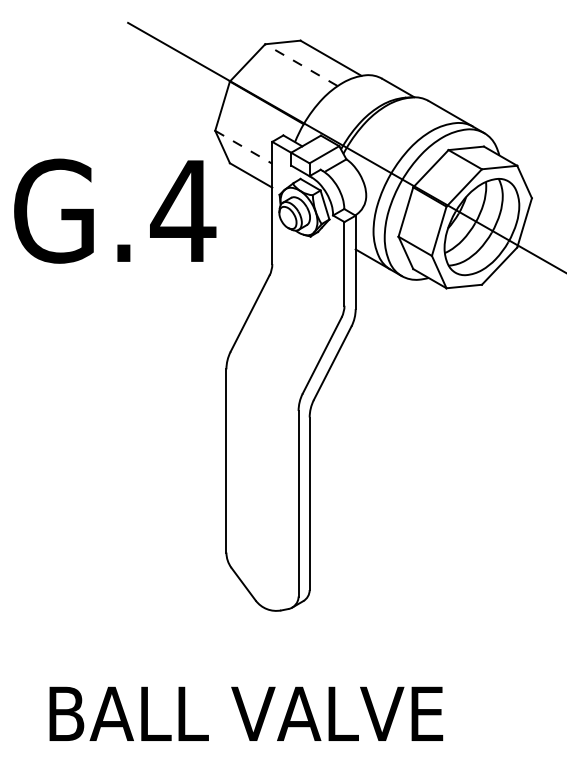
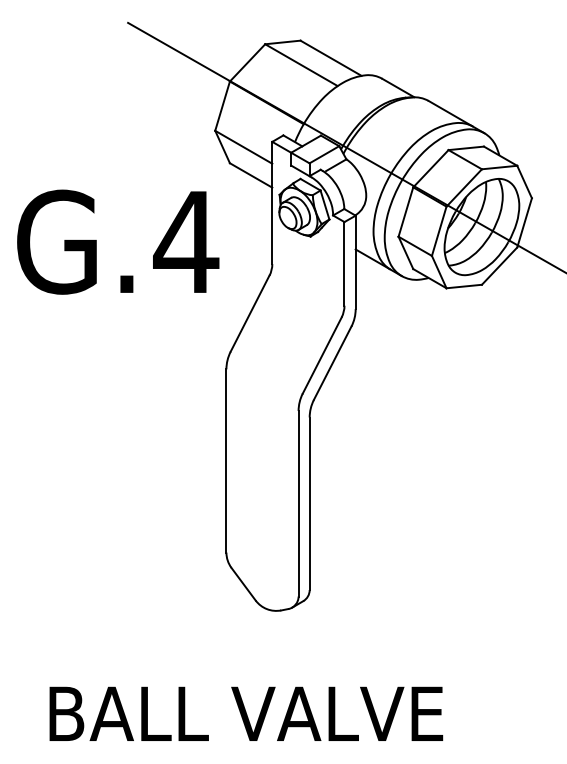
line: dashed -> solid (301, 65)
line: dashed -> solid (243, 147)
text position: (115, 210) -> (118, 241) (118, 241)
